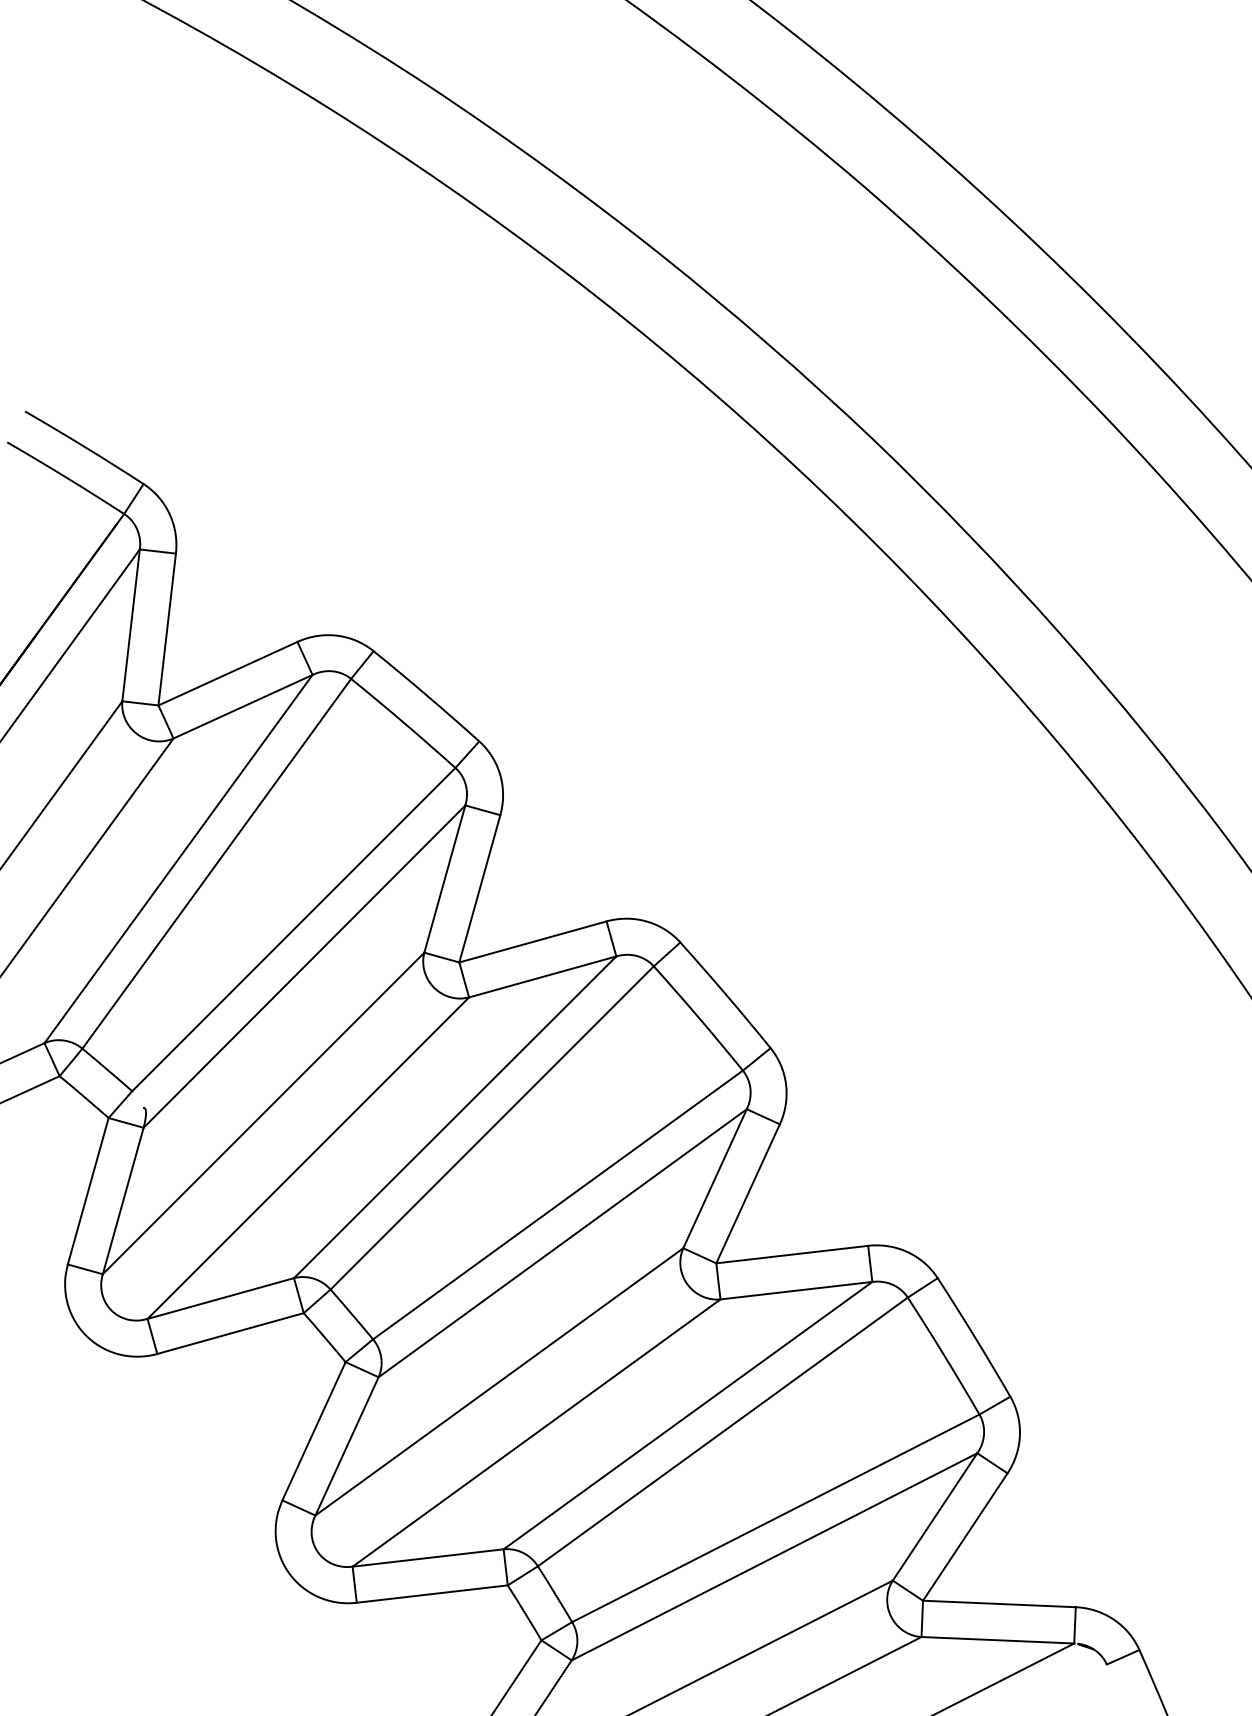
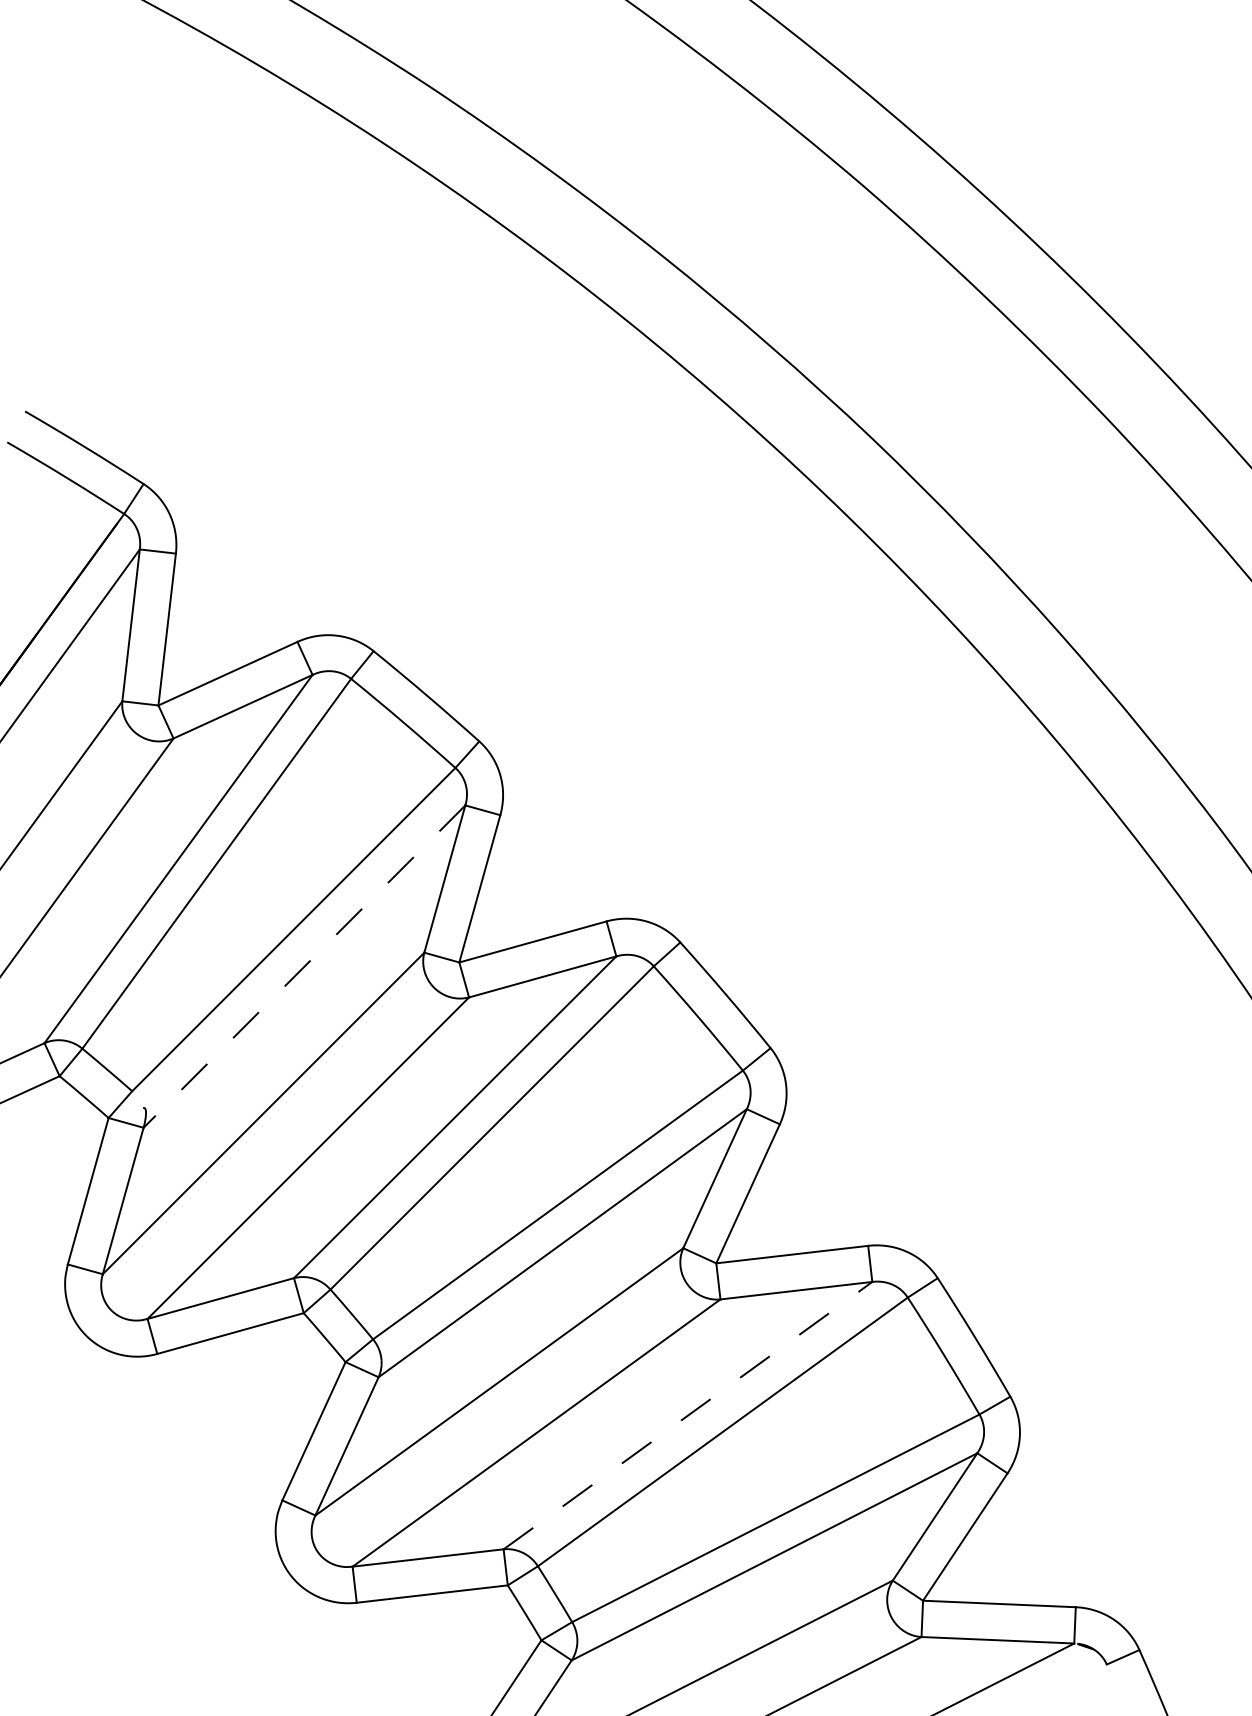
line: solid -> dashed (304, 966)
line: solid -> dashed (687, 1415)
